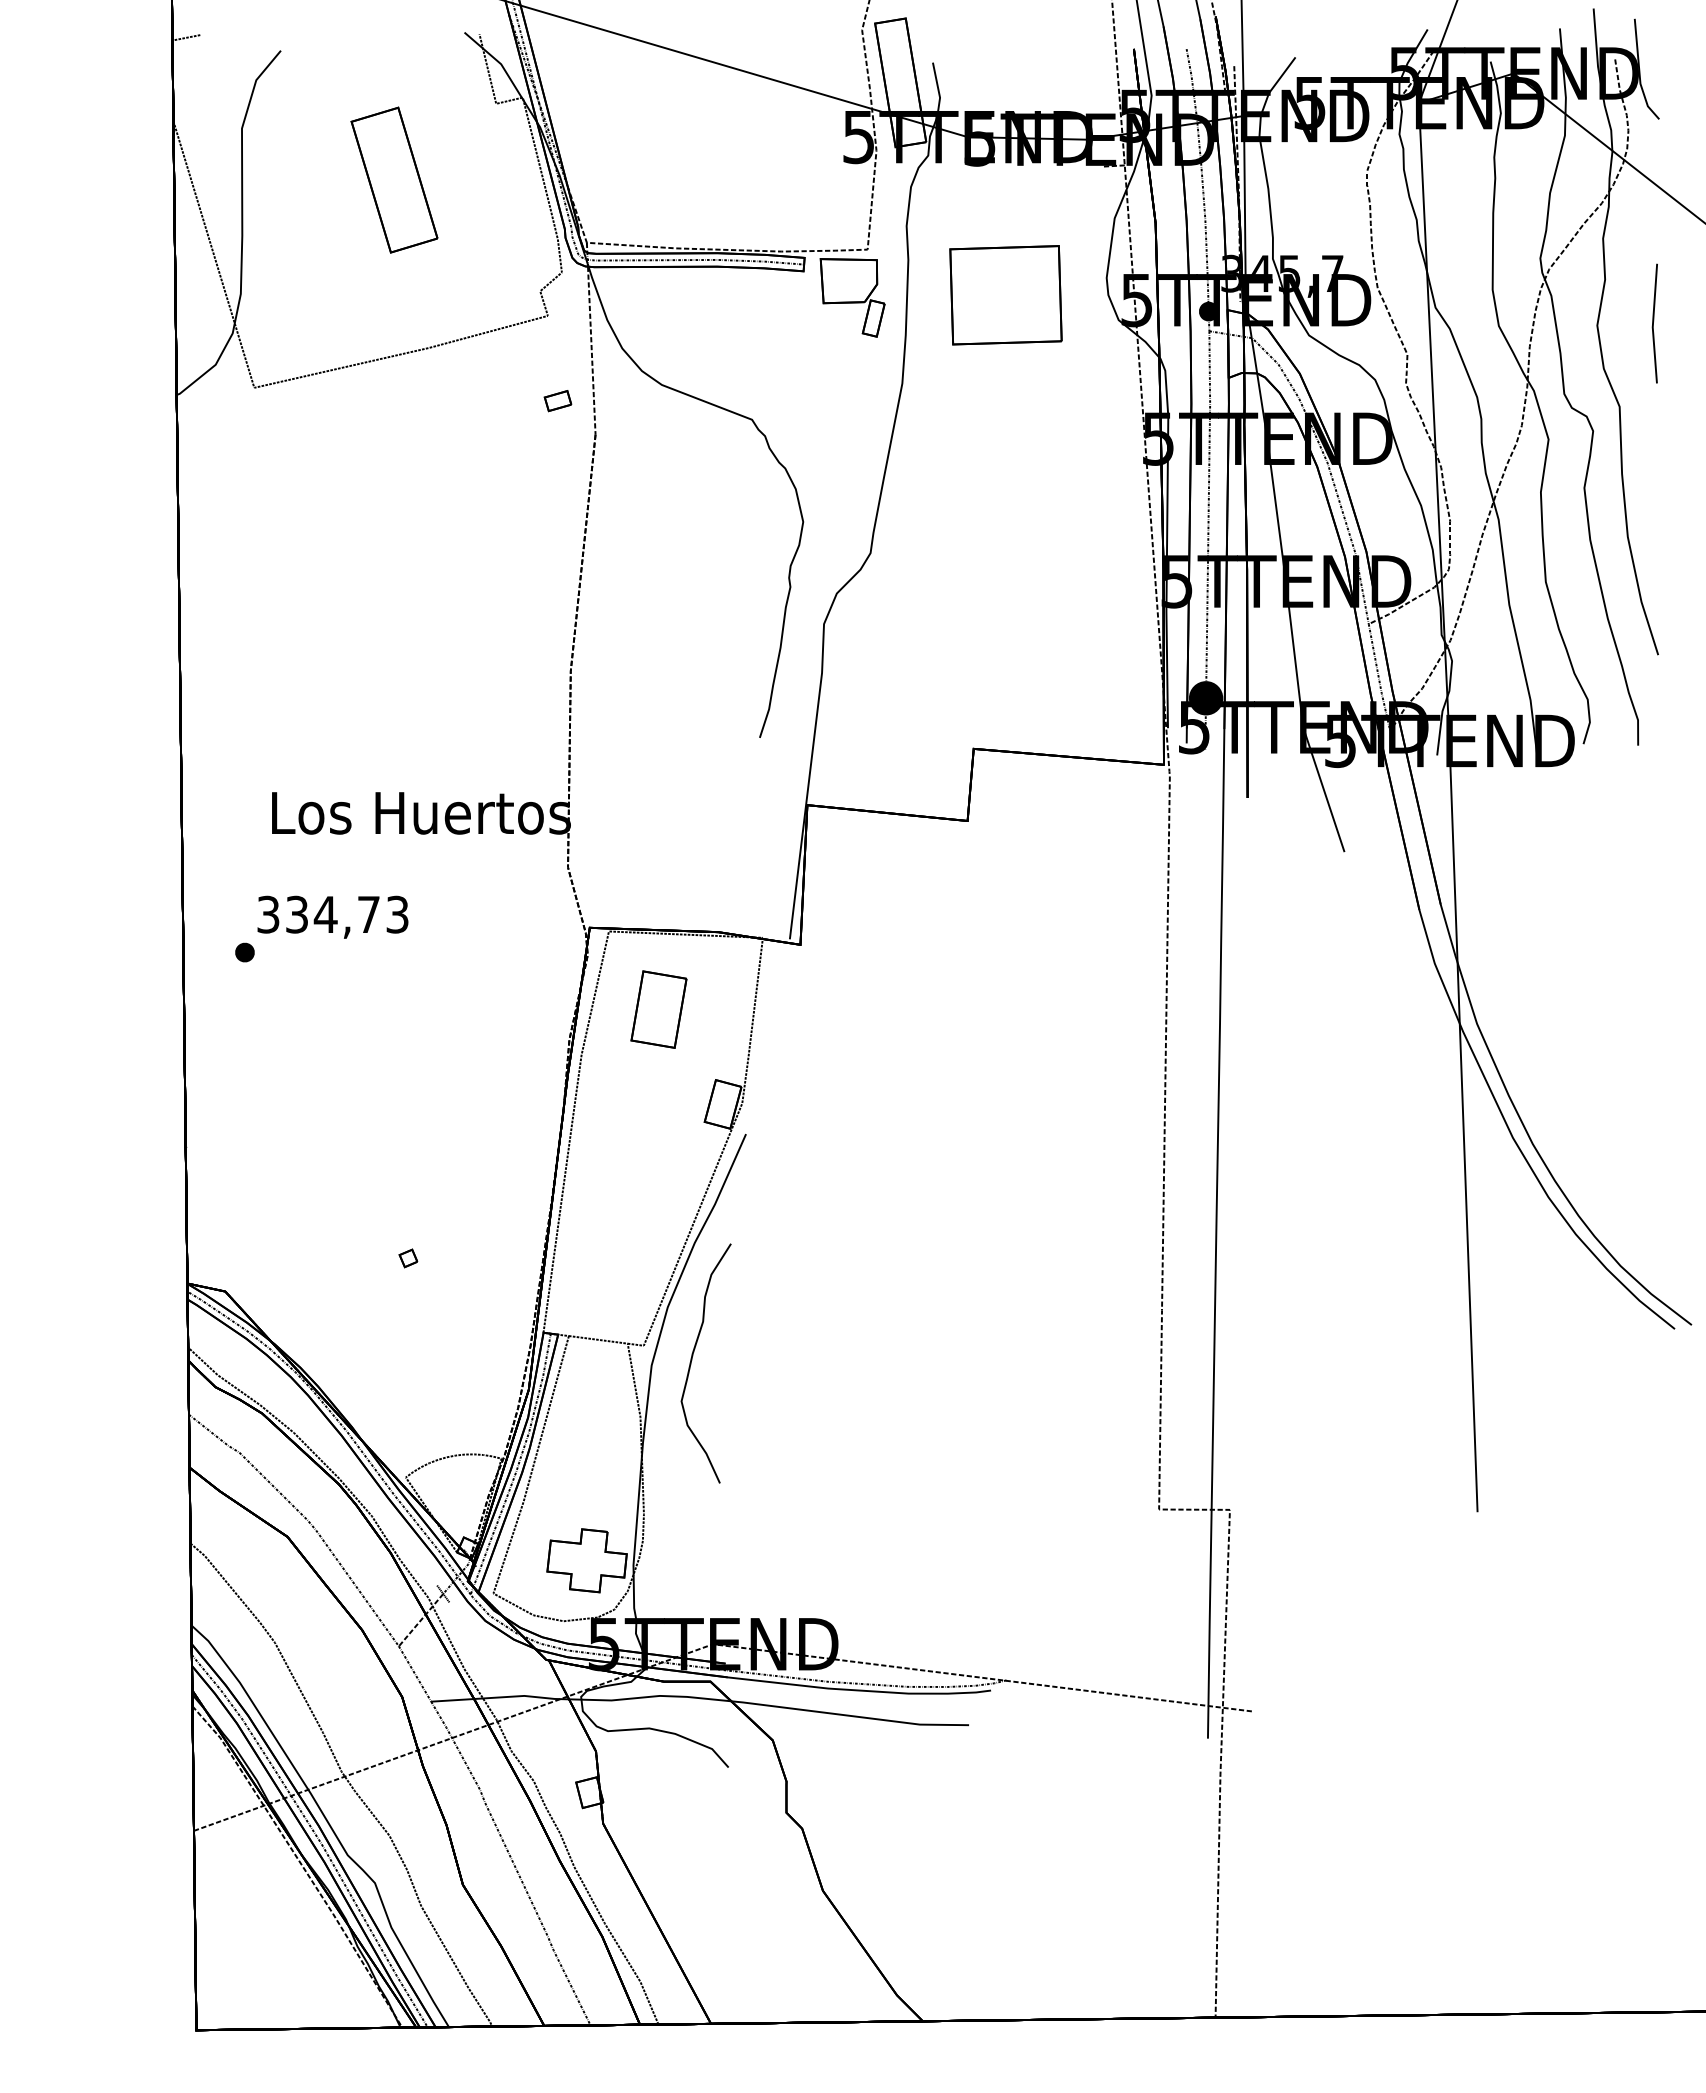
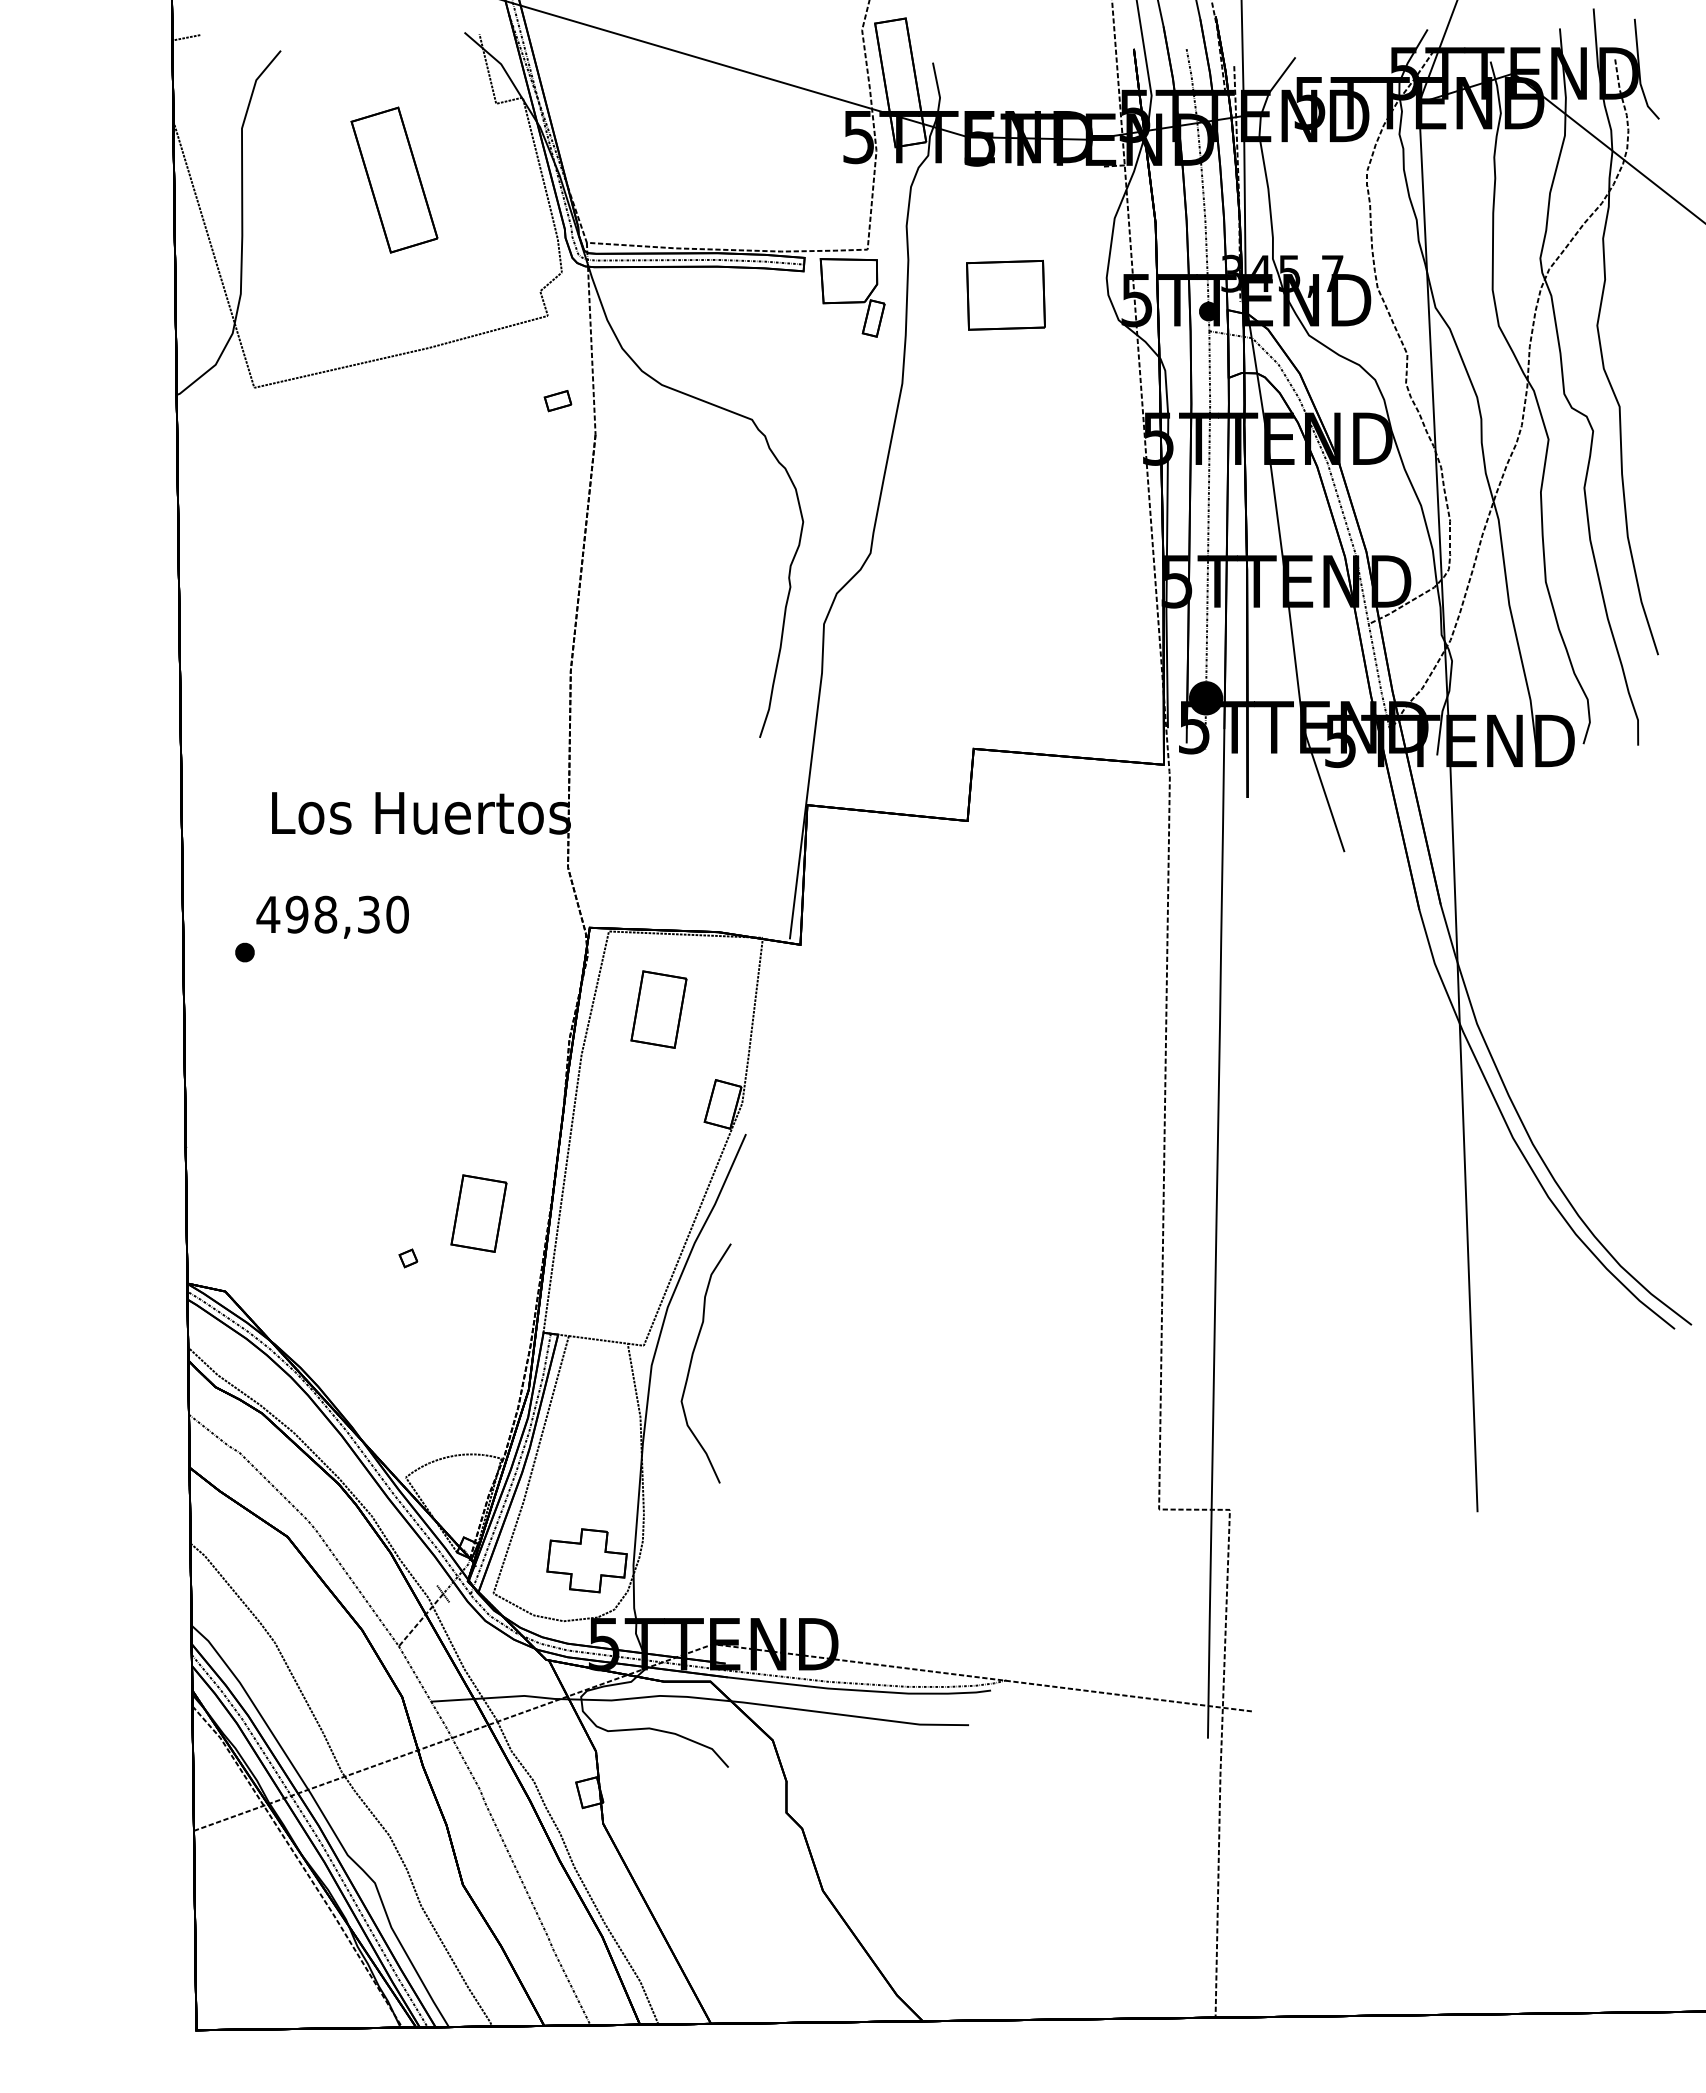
part size: 114x101 px -> 80x72 px (1005, 294)
line: present -> none (1653, 323)
text: 334,73 -> 498,30 (332, 914)
part: none -> present (478, 1213)
